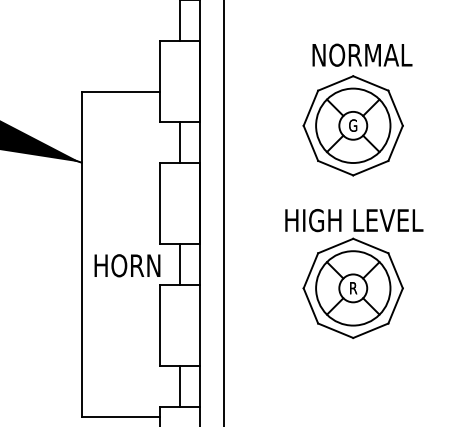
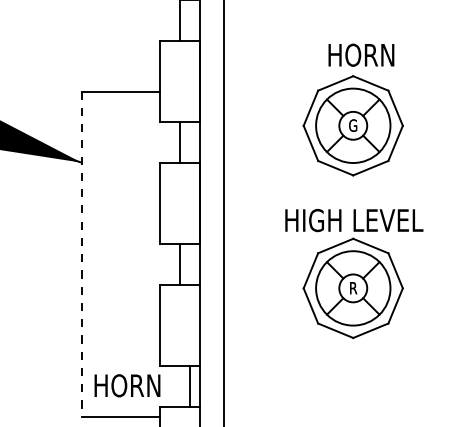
text: NORMAL -> HORN (362, 54)
line: solid -> dashed (81, 254)
text position: (127, 265) -> (127, 385) (127, 385)
line position: (180, 385) -> (190, 385) (190, 385)
